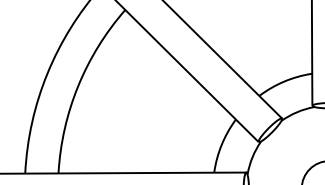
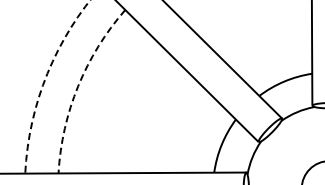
arc: solid -> dashed (44, 81)
arc: solid -> dashed (78, 86)
